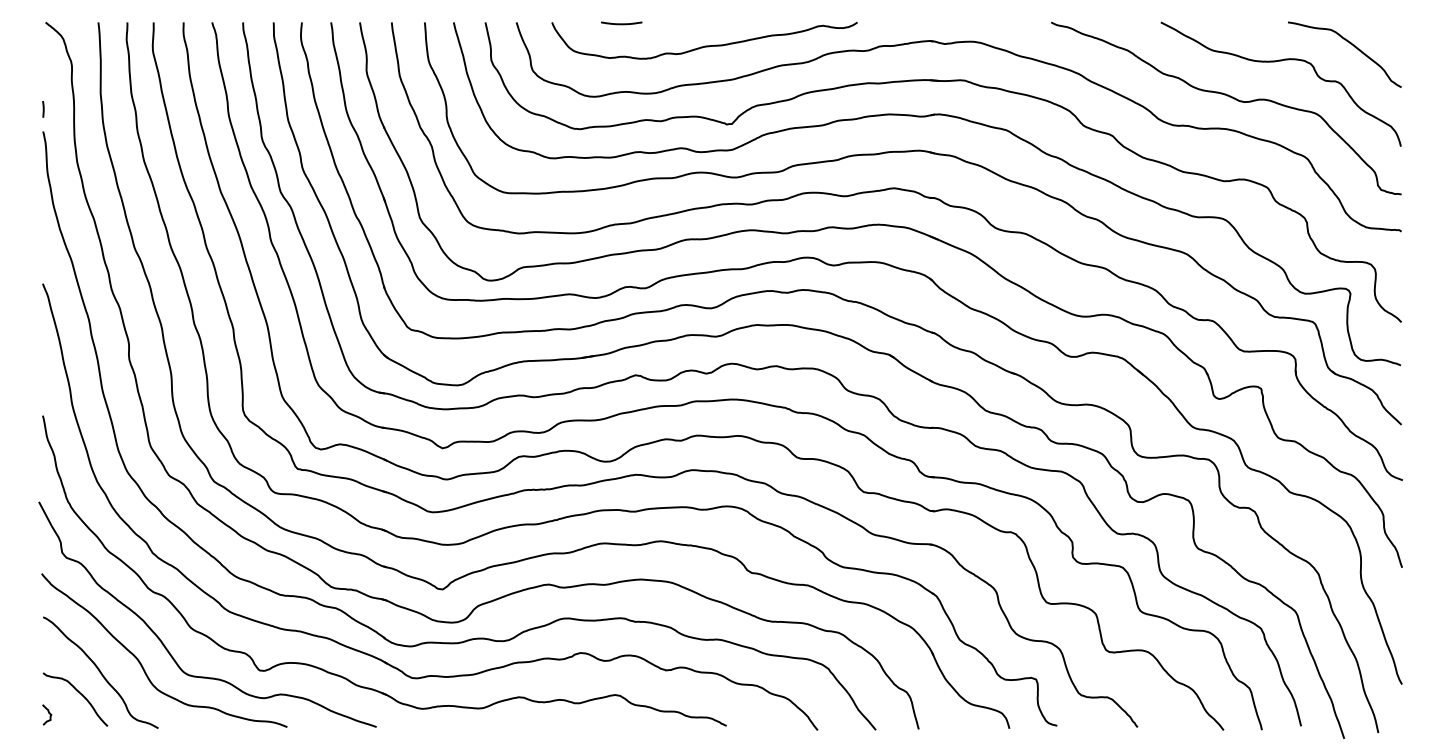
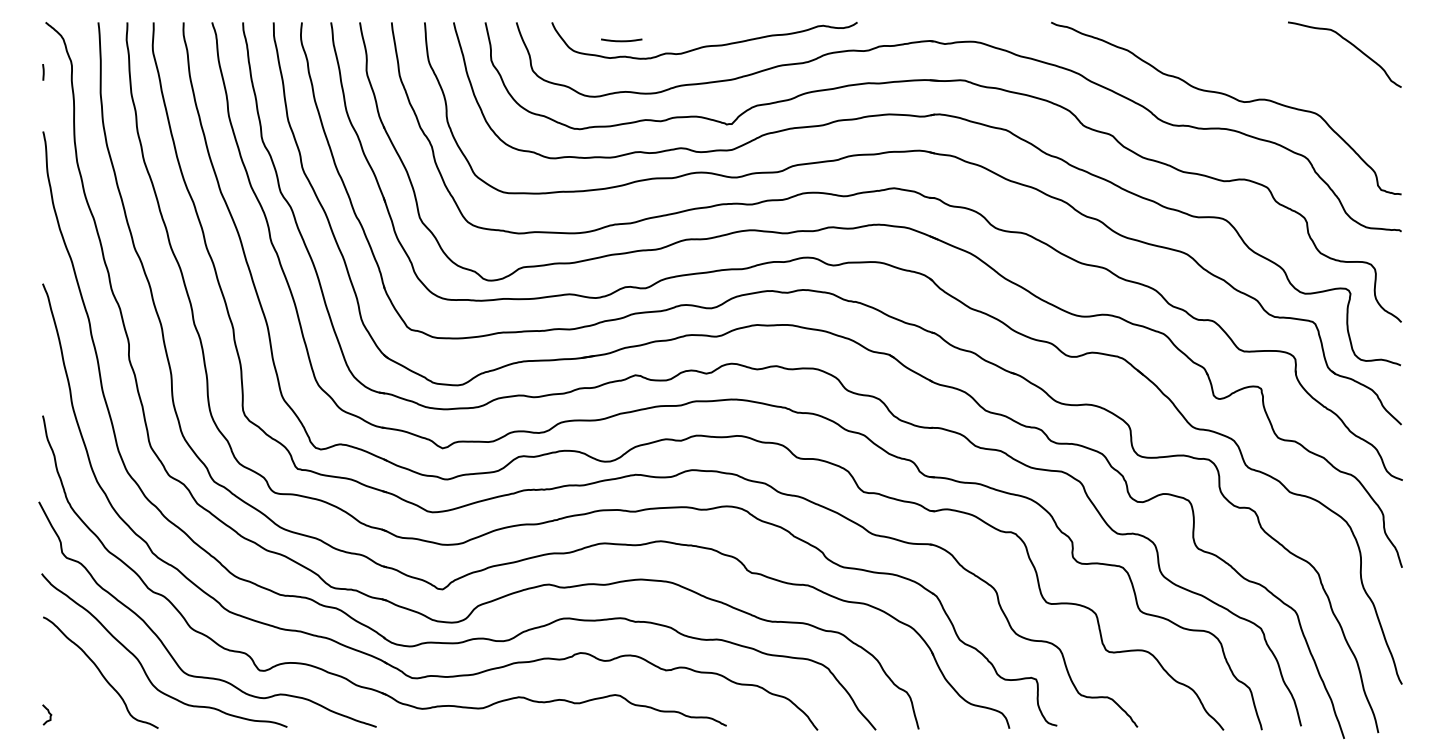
curve position: (621, 23) -> (621, 40) (621, 40)
curve: present -> none (1275, 62)
line position: (43, 109) -> (43, 72) (43, 72)
curve: present -> none (80, 694)
